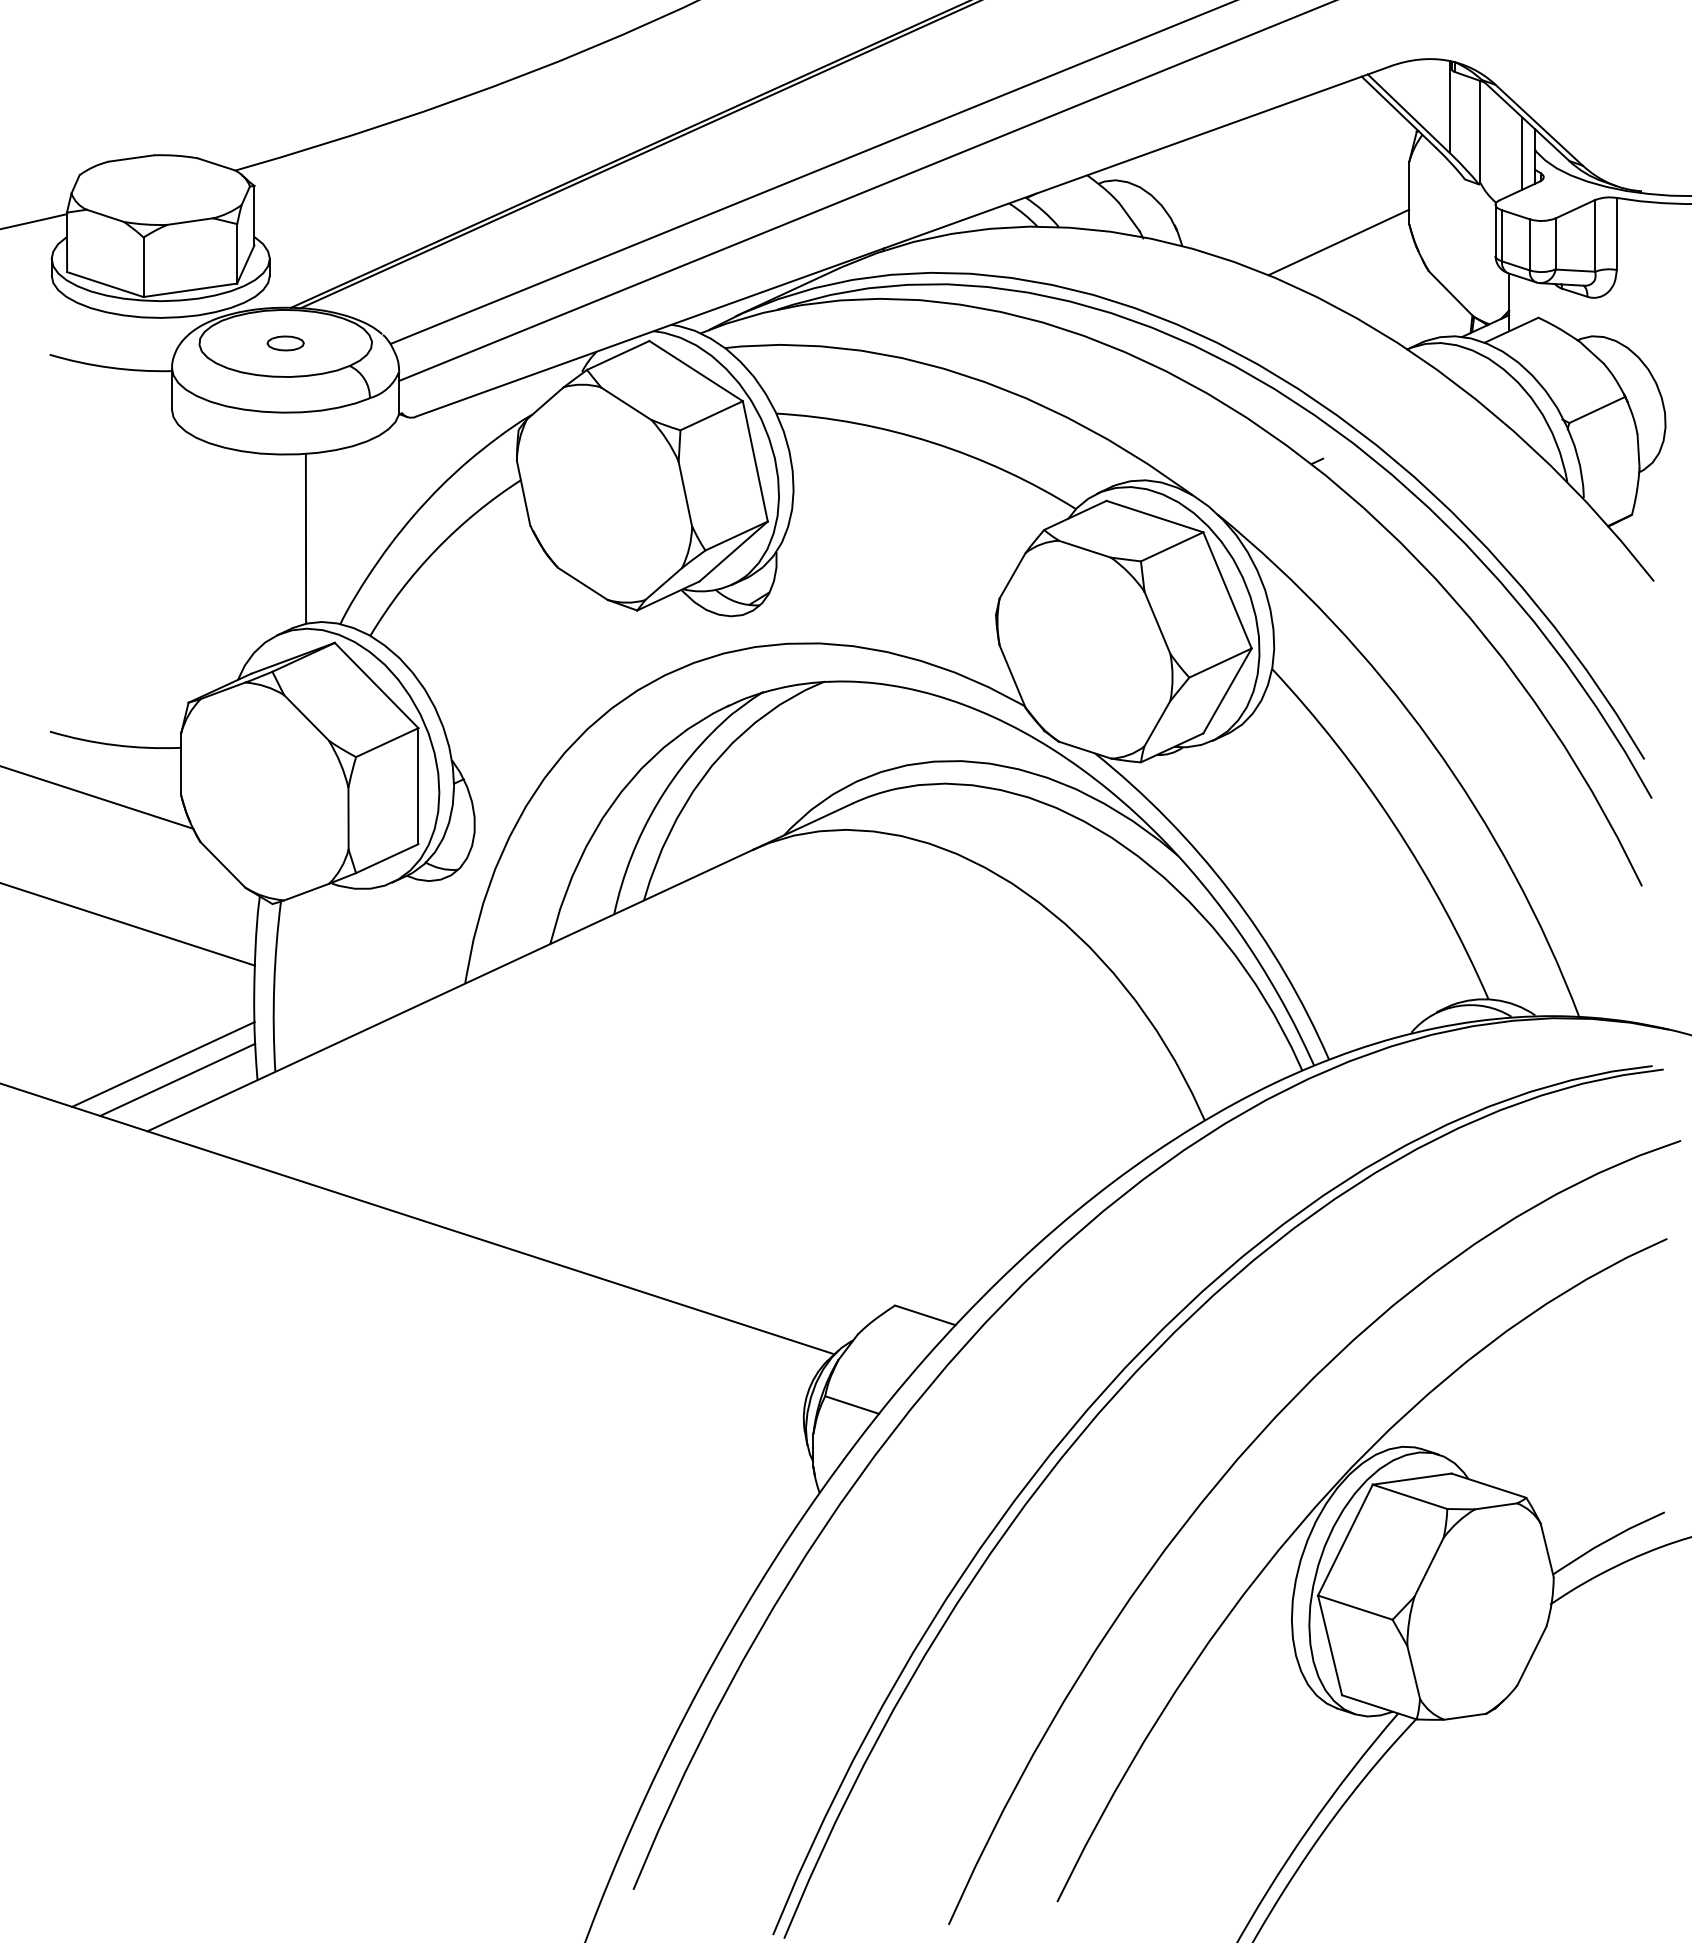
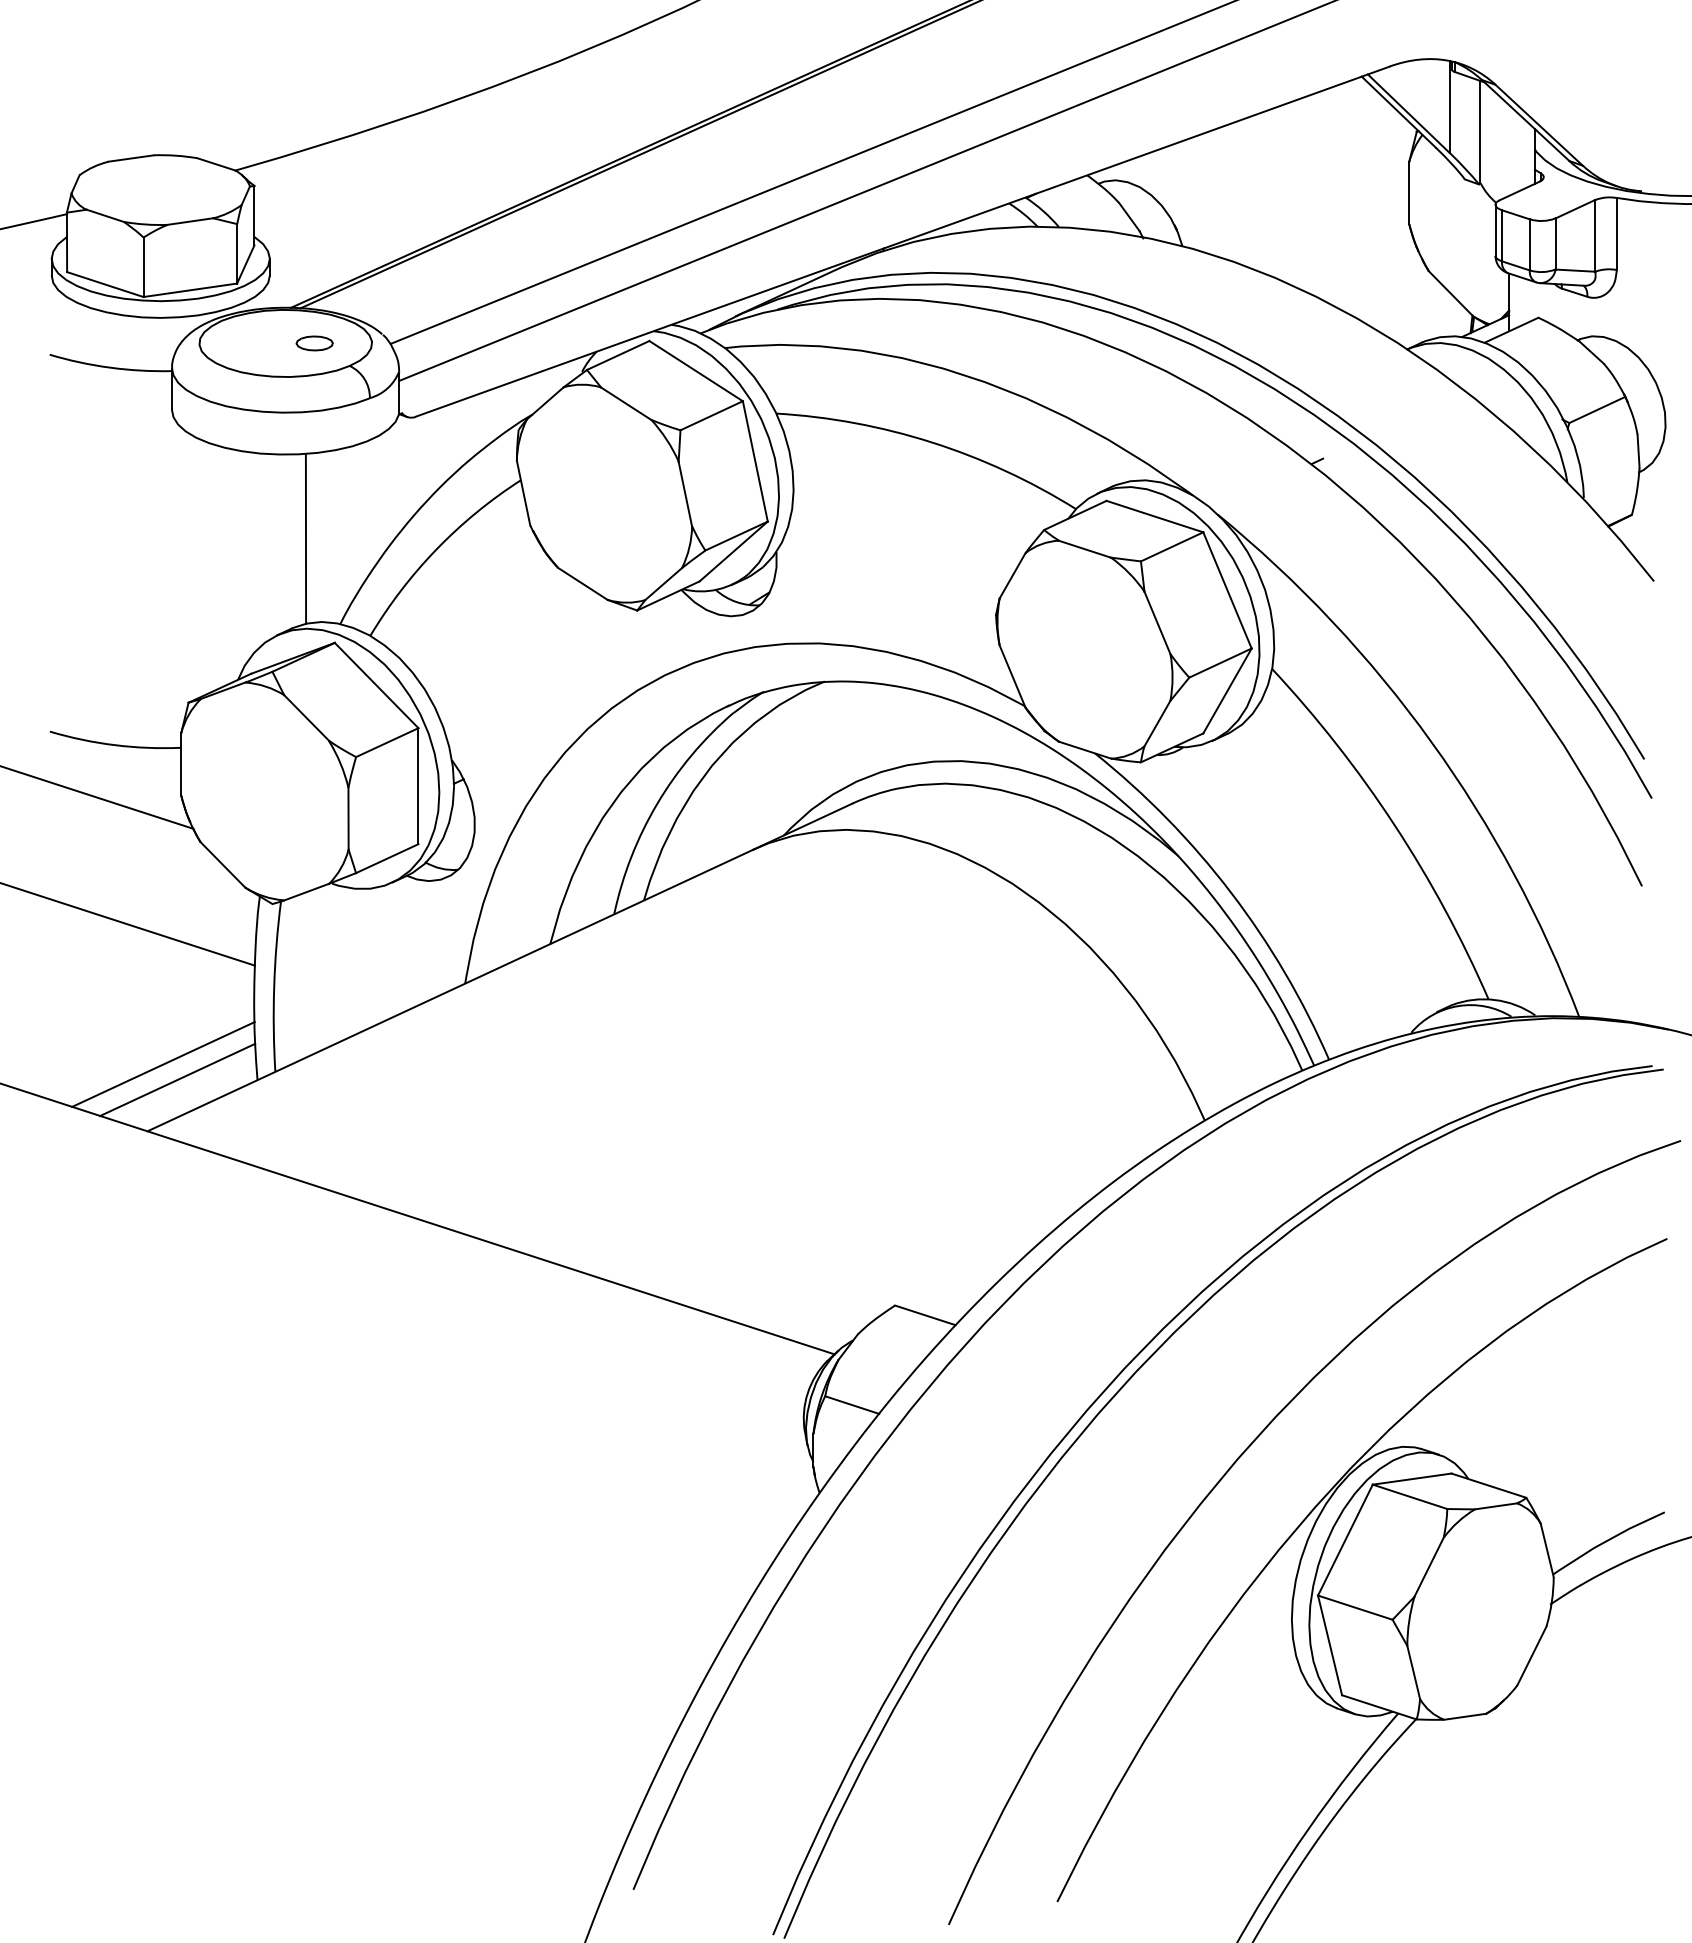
line: present -> none (1522, 153)
line: present -> none (1338, 242)
part position: (285, 343) -> (314, 343) (314, 343)
